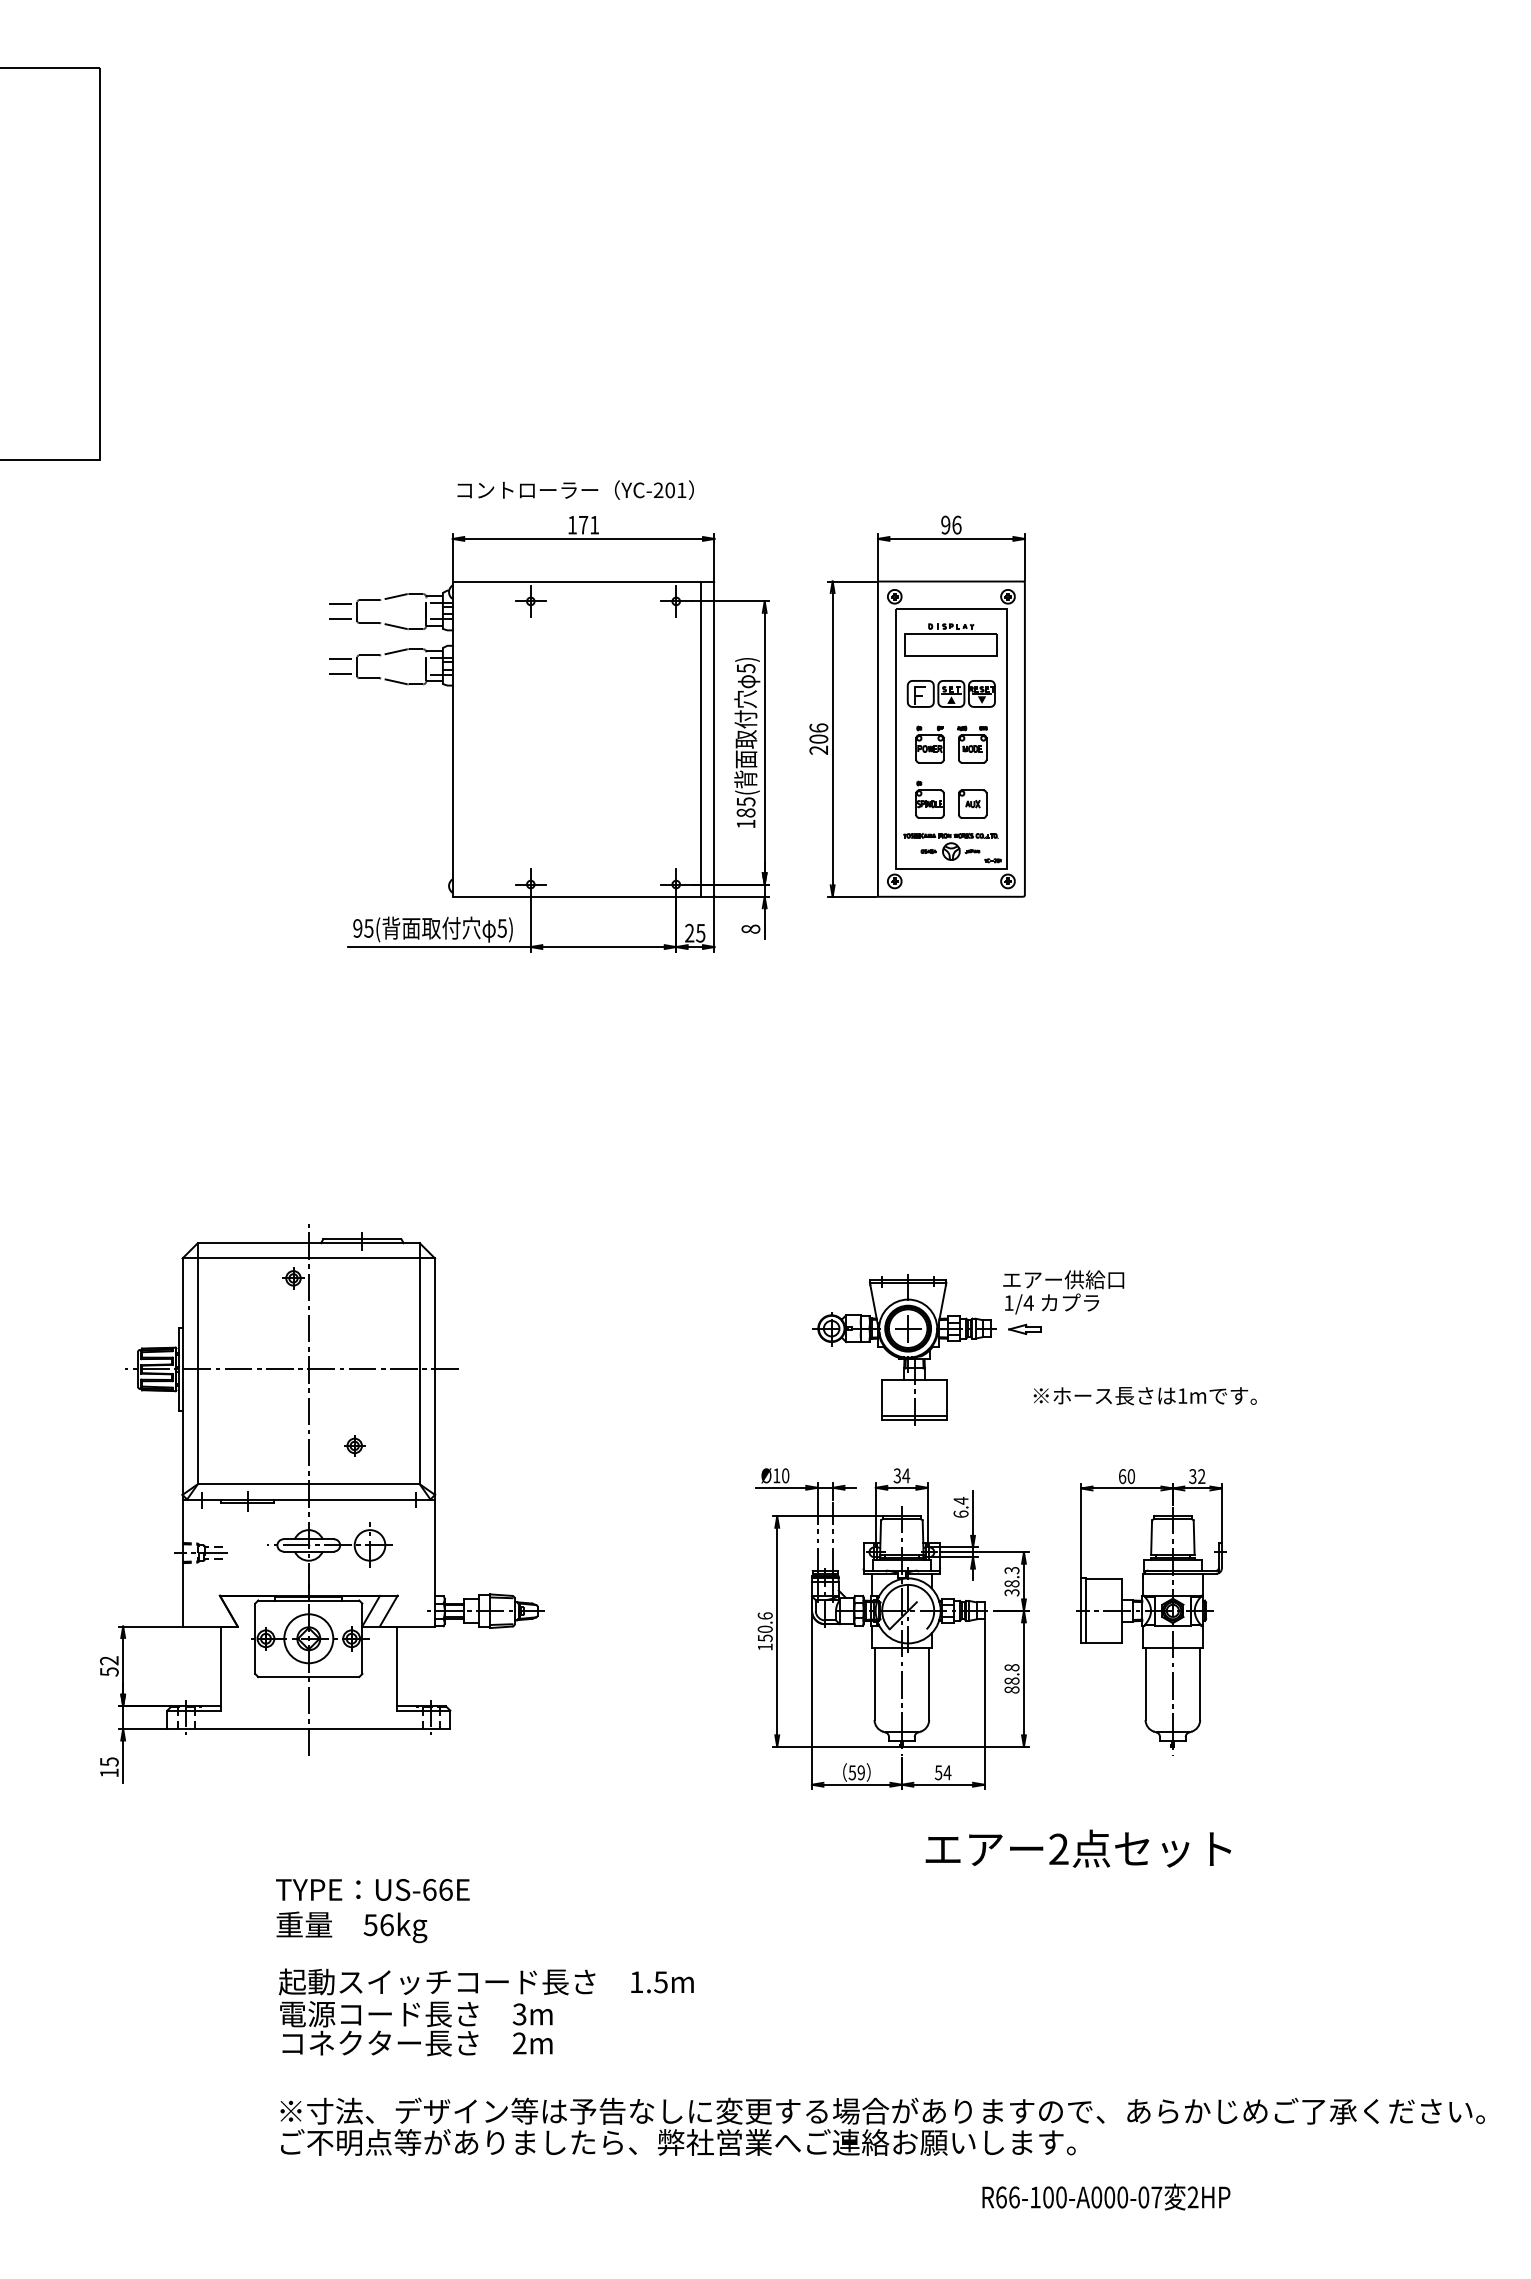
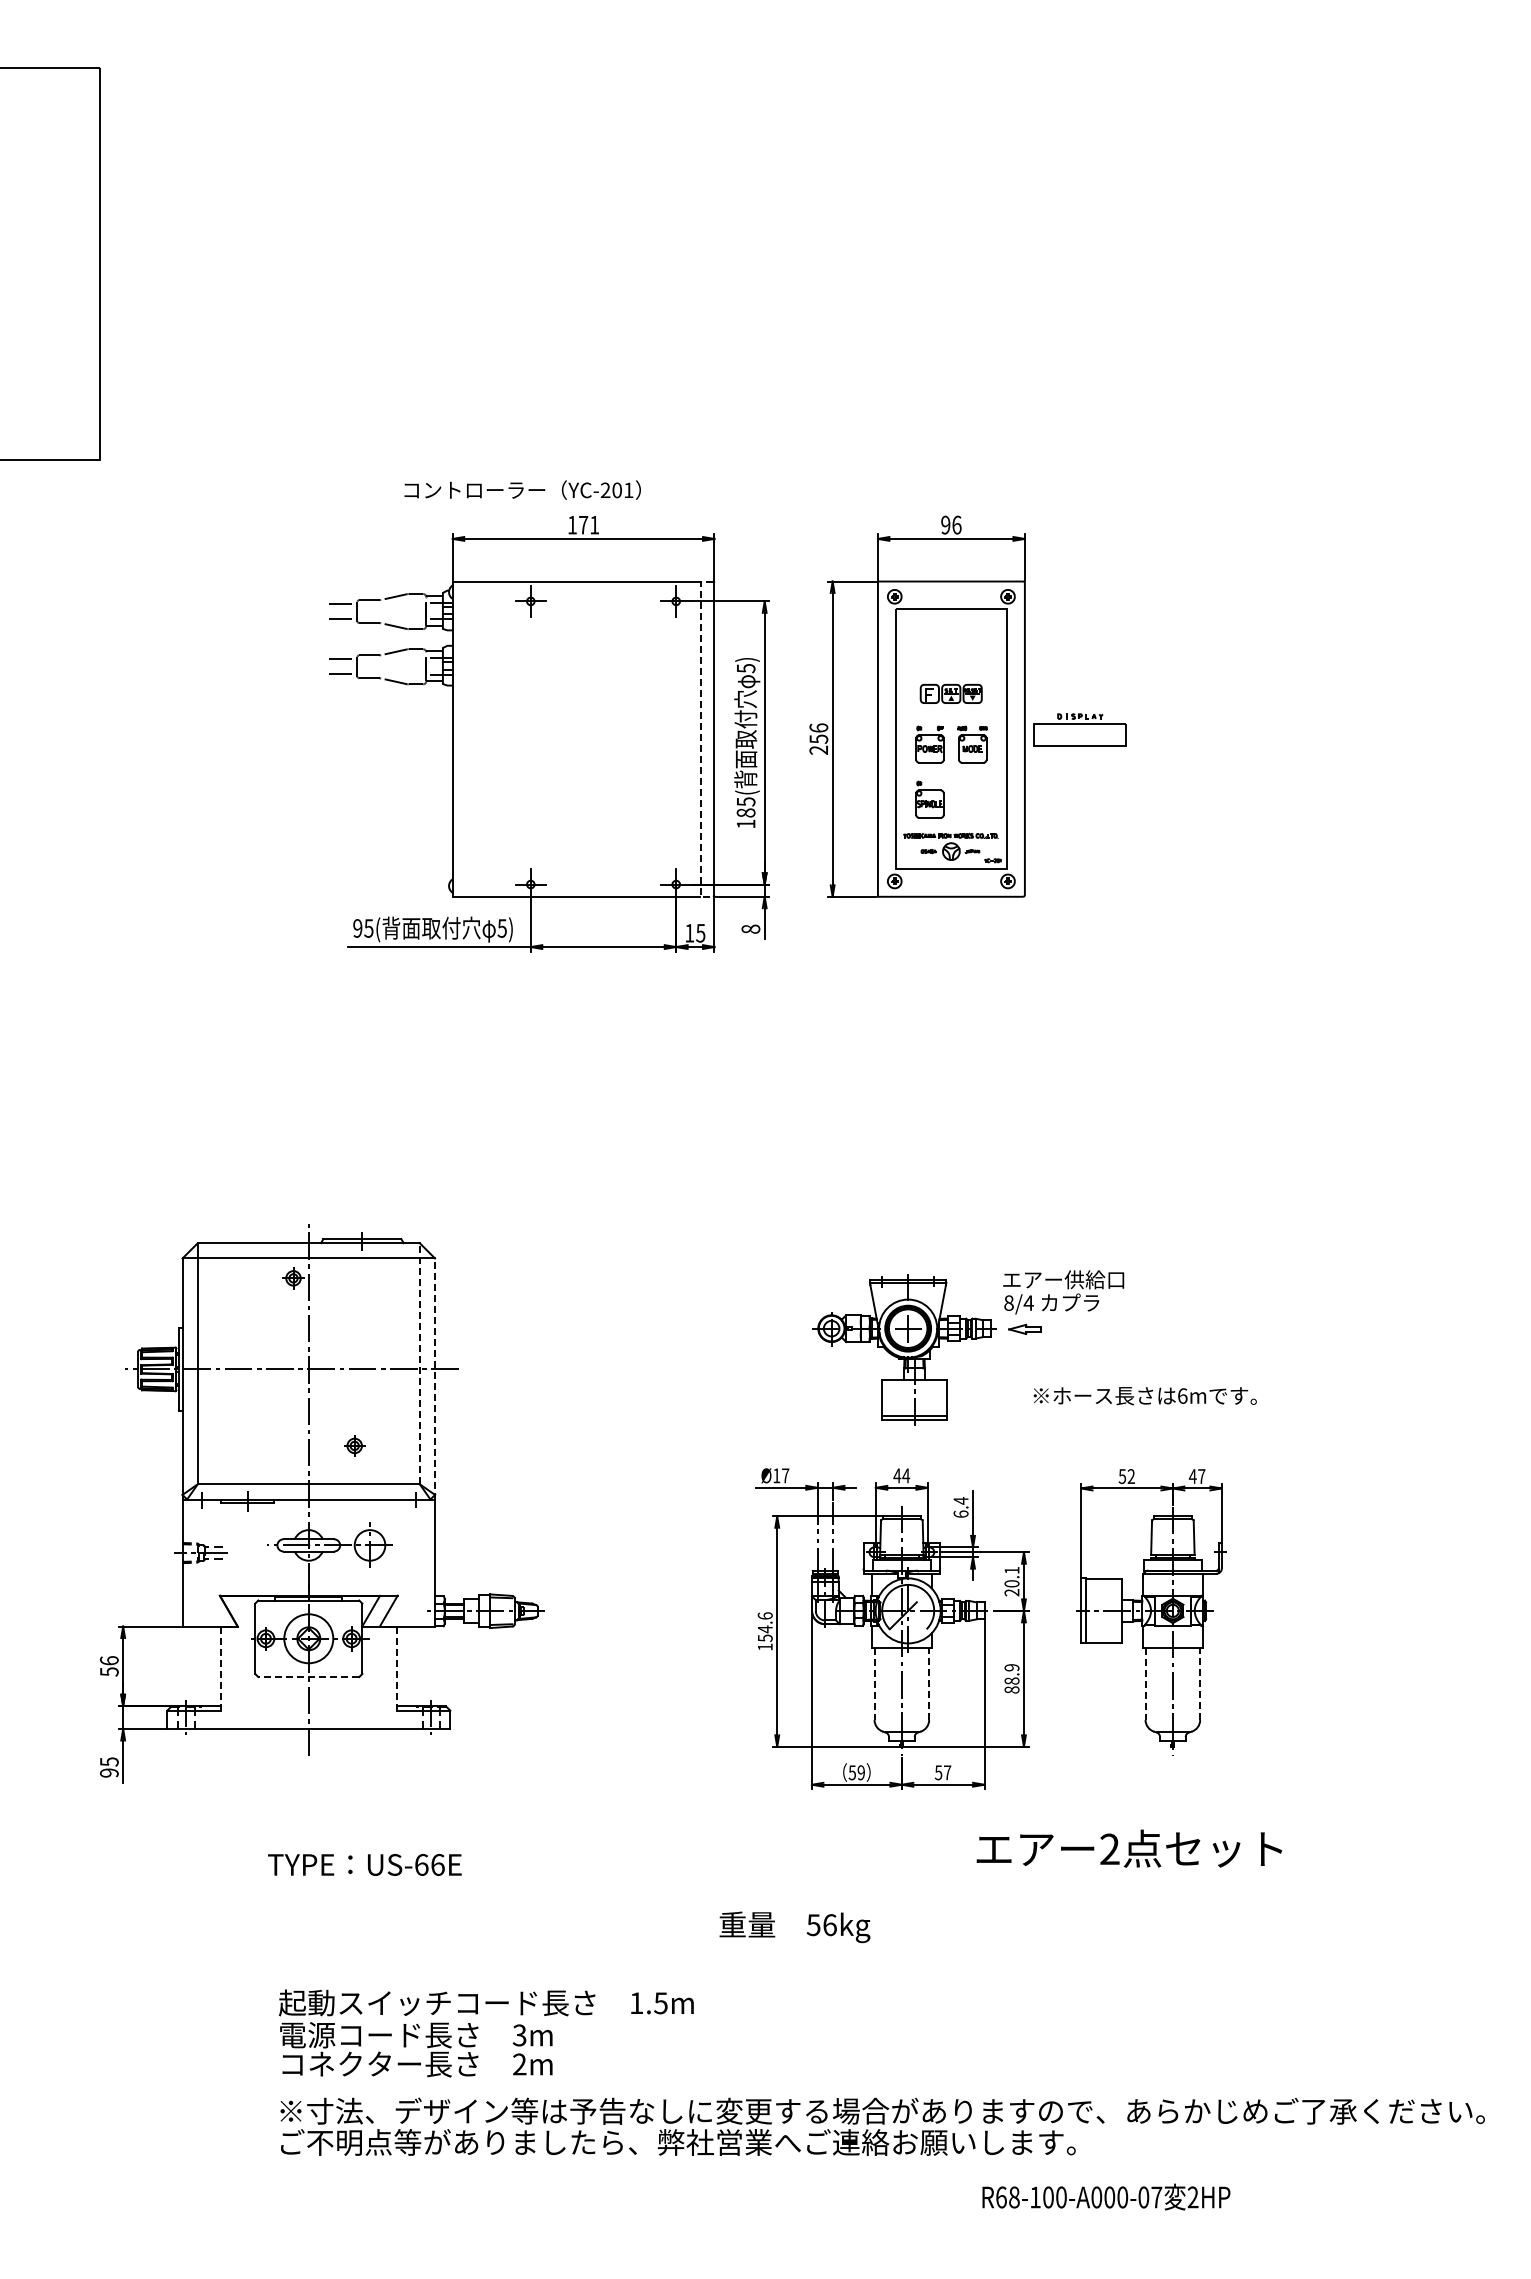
text position: (575, 489) -> (522, 489) (522, 489)
part position: (950, 639) -> (1079, 729) (1079, 729)
part size: 90x28 px -> 64x20 px (950, 693)
text: 206 -> 256 (818, 738)
line: solid -> dashed (700, 739)
part: present -> none (972, 803)
text: 25 -> 15 (689, 932)
text: 1/4 -> 8/4 (1008, 1302)
line: solid -> dashed (419, 1363)
line: solid -> dashed (435, 1378)
text: 1m -> 6m (1182, 1395)
text: Ø10 -> Ø17 (785, 1475)
text: 34 -> 44 (897, 1475)
text: 60 -> 52 (1126, 1476)
text: 32 -> 47 (1196, 1476)
text: 38.3 -> 20.1 (1011, 1581)
text: 150.6 -> 154.6 (764, 1629)
text: 52 -> 56 (109, 1660)
text: 88.8 -> 88.9 (1011, 1667)
line: solid -> dashed (220, 1669)
line: solid -> dashed (396, 1669)
line: solid -> dashed (308, 1677)
line: solid -> dashed (874, 1684)
line: solid -> dashed (929, 1684)
line: solid -> dashed (1145, 1684)
line: solid -> dashed (1200, 1684)
text: 15 -> 95 (109, 1772)
text: 54 -> 57 (947, 1772)
text position: (1078, 1848) -> (1129, 1848) (1129, 1848)
text position: (372, 1889) -> (364, 1864) (364, 1864)
text position: (351, 1927) -> (794, 1927) (794, 1927)
text position: (485, 2012) -> (485, 2033) (485, 2033)
text: R66-100-A000-07 -> R68-100-A000-07 (1014, 2197)
